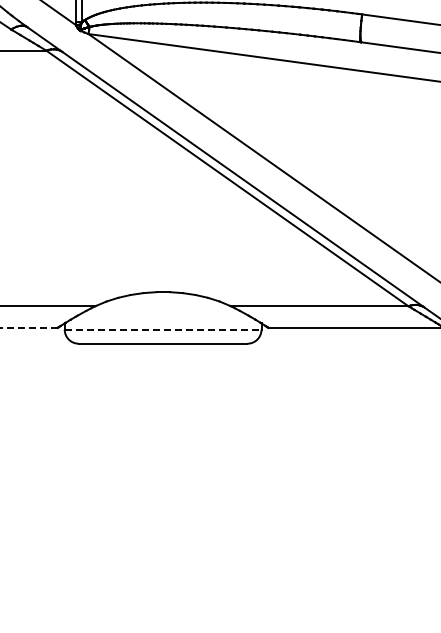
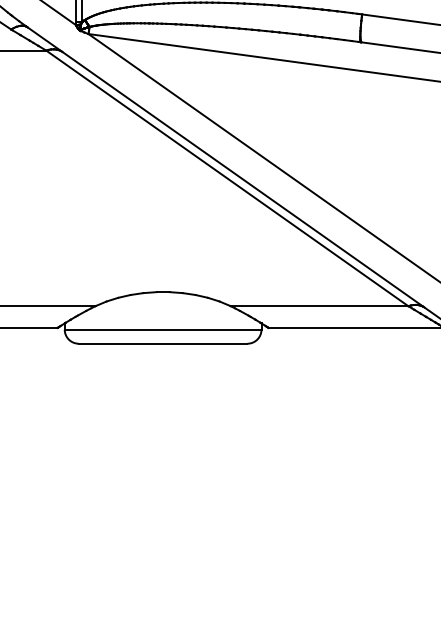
line: dashed -> solid (28, 327)
line: dashed -> solid (163, 329)
